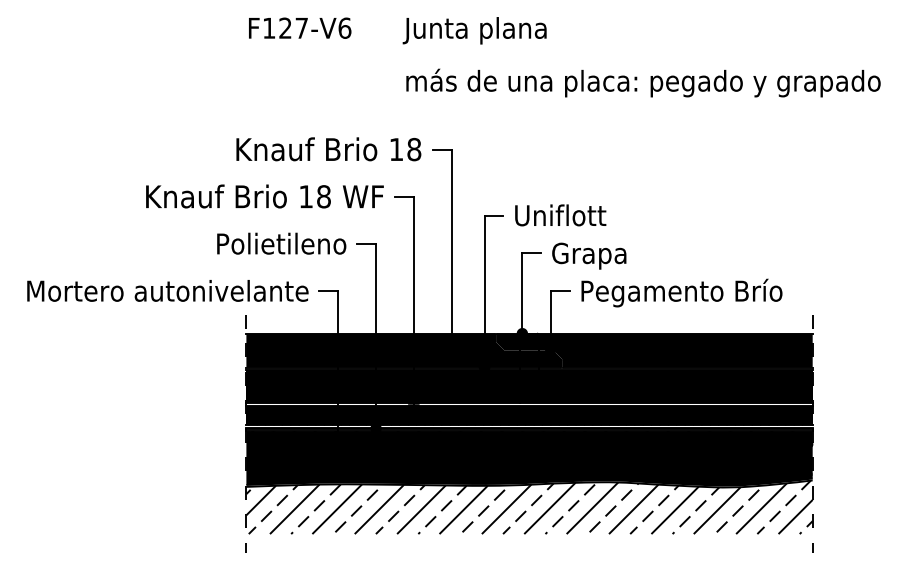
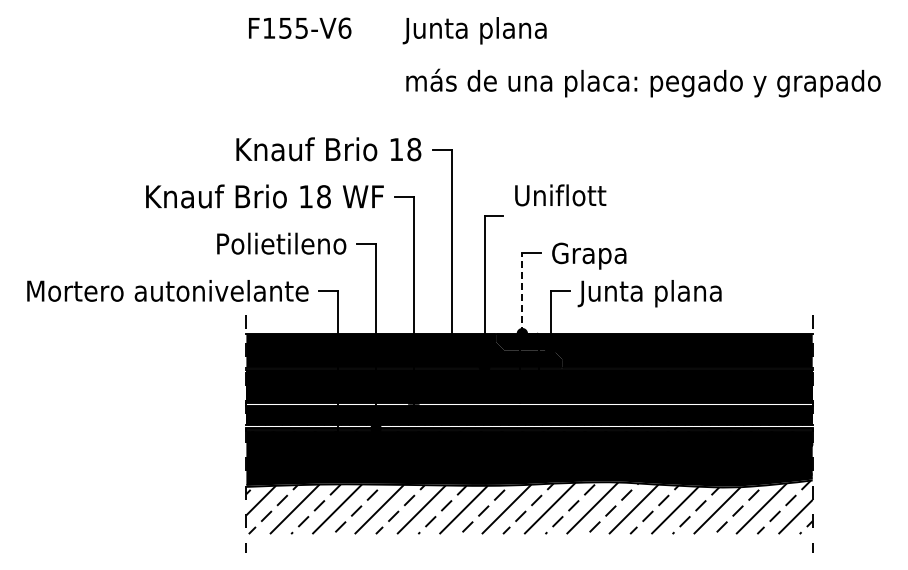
text: F127-V6 -> F155-V6 (293, 27)
text position: (560, 215) -> (560, 195) (560, 195)
text: Pegamento Brío -> Junta plana (679, 292)
line: solid -> dashed (522, 293)
